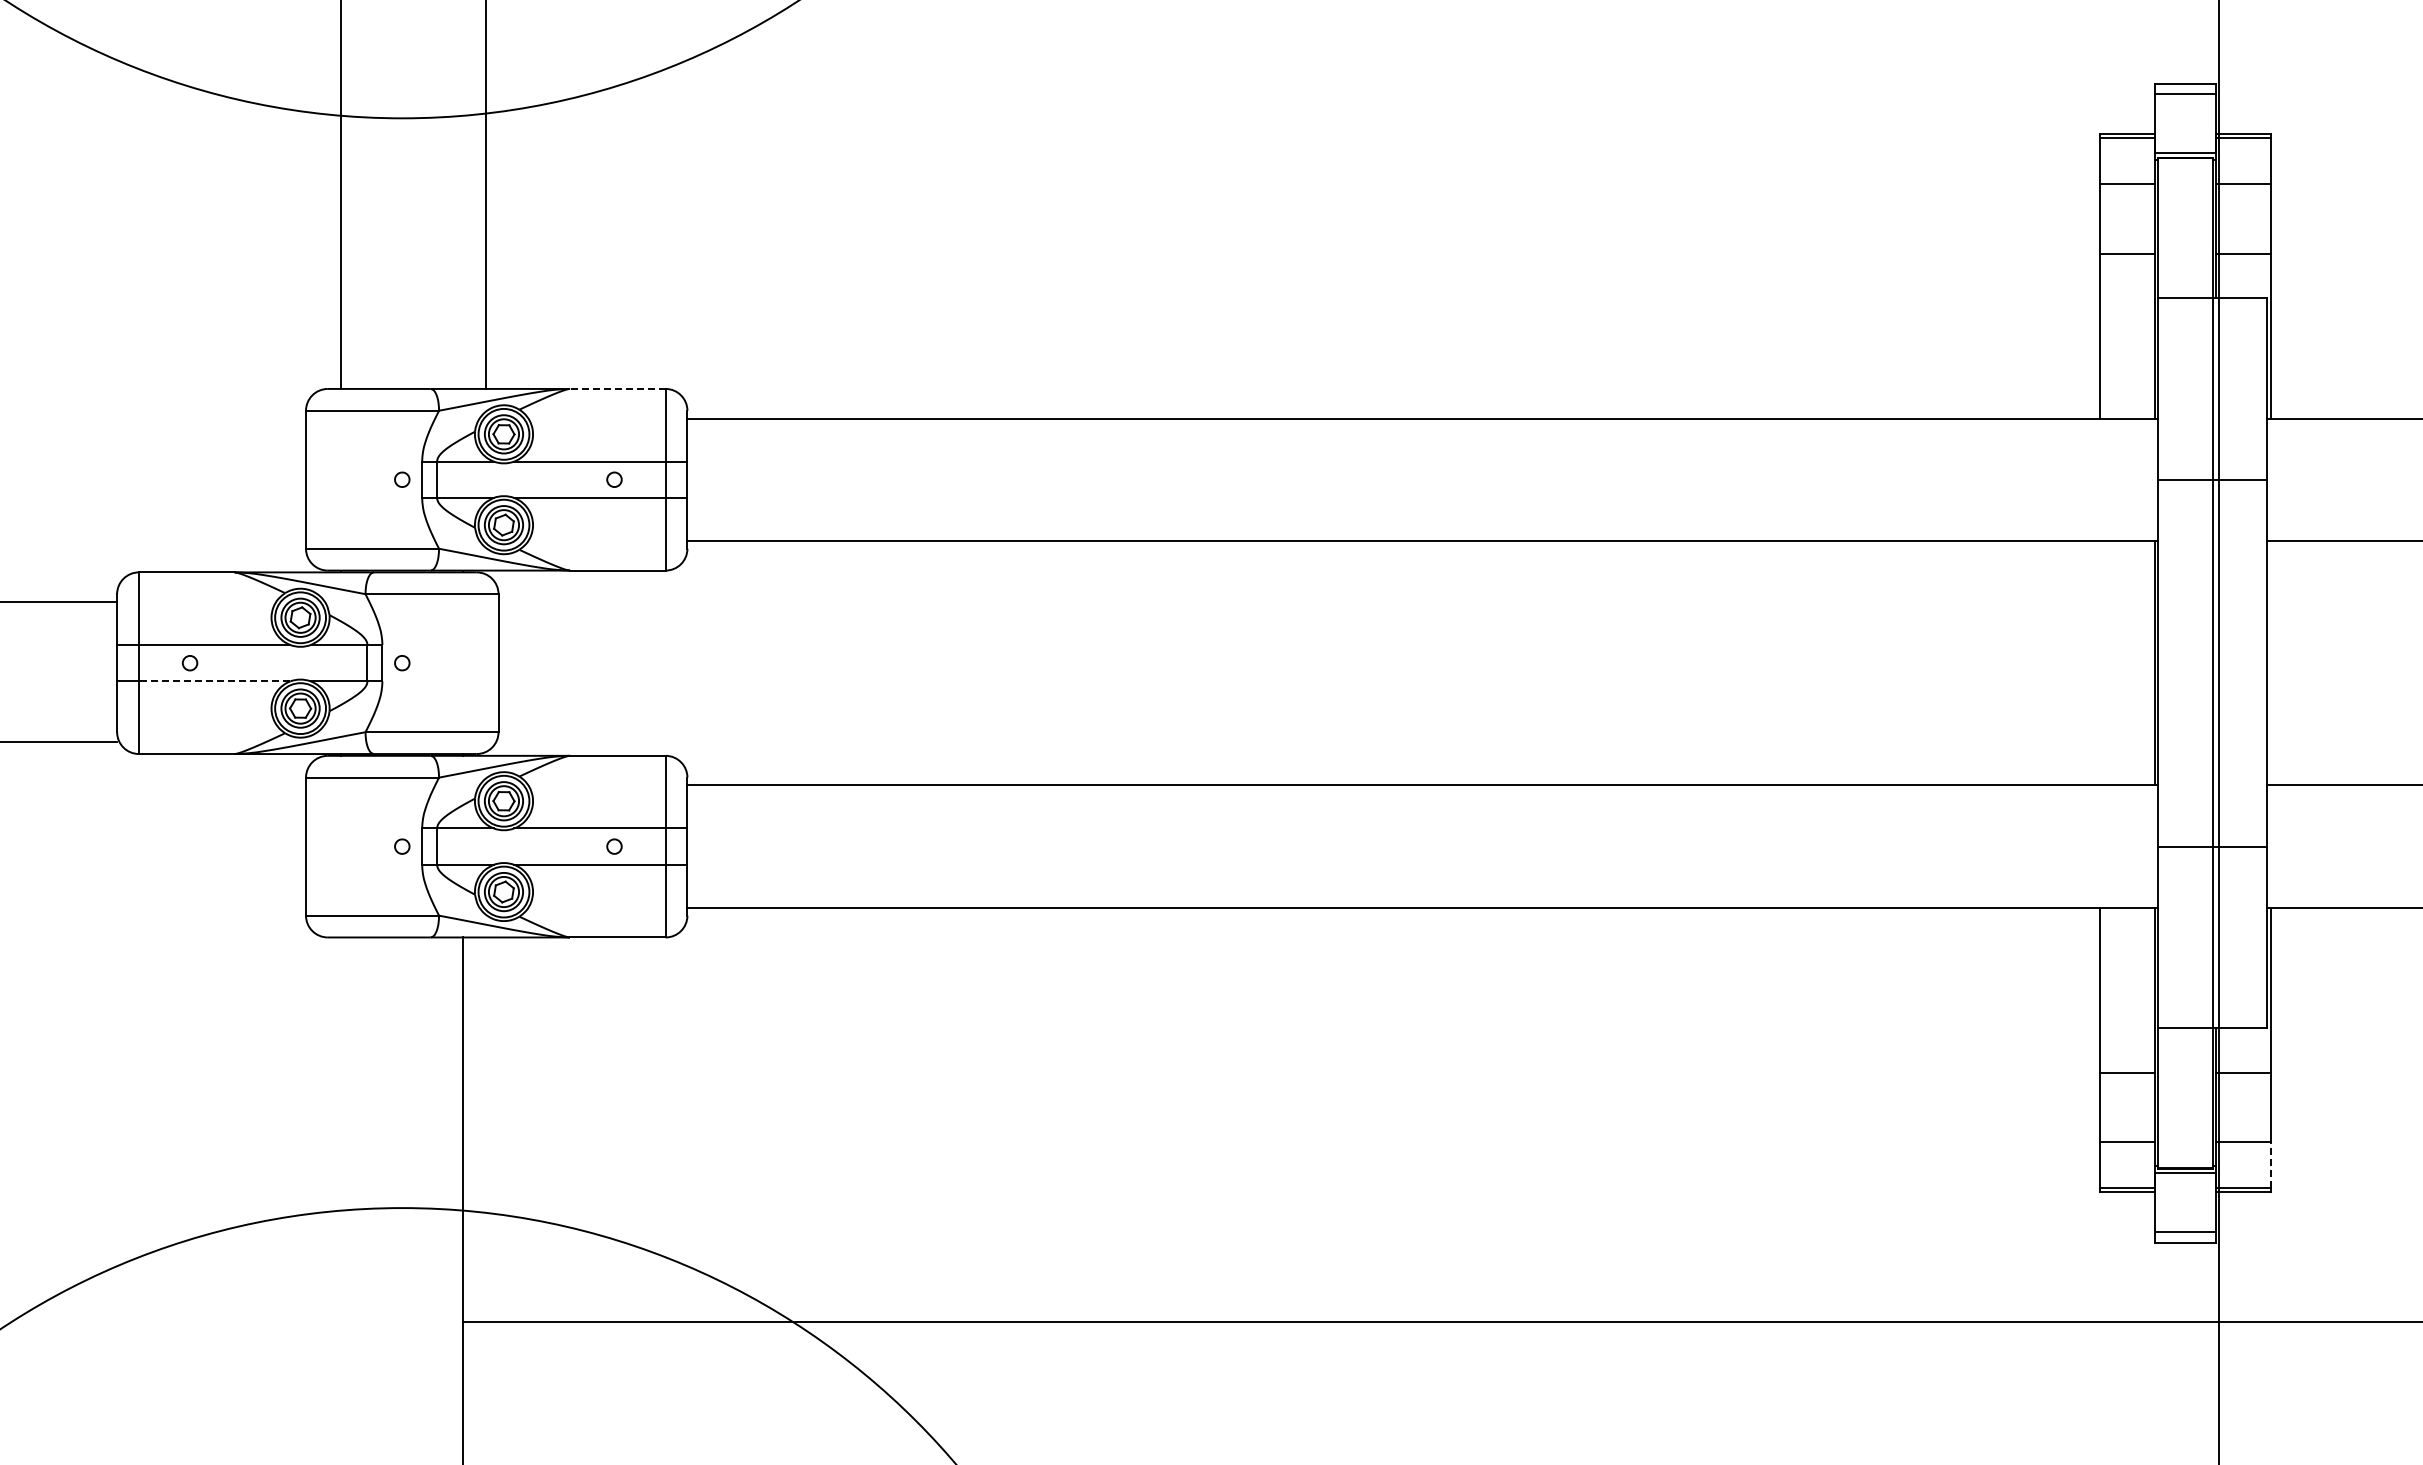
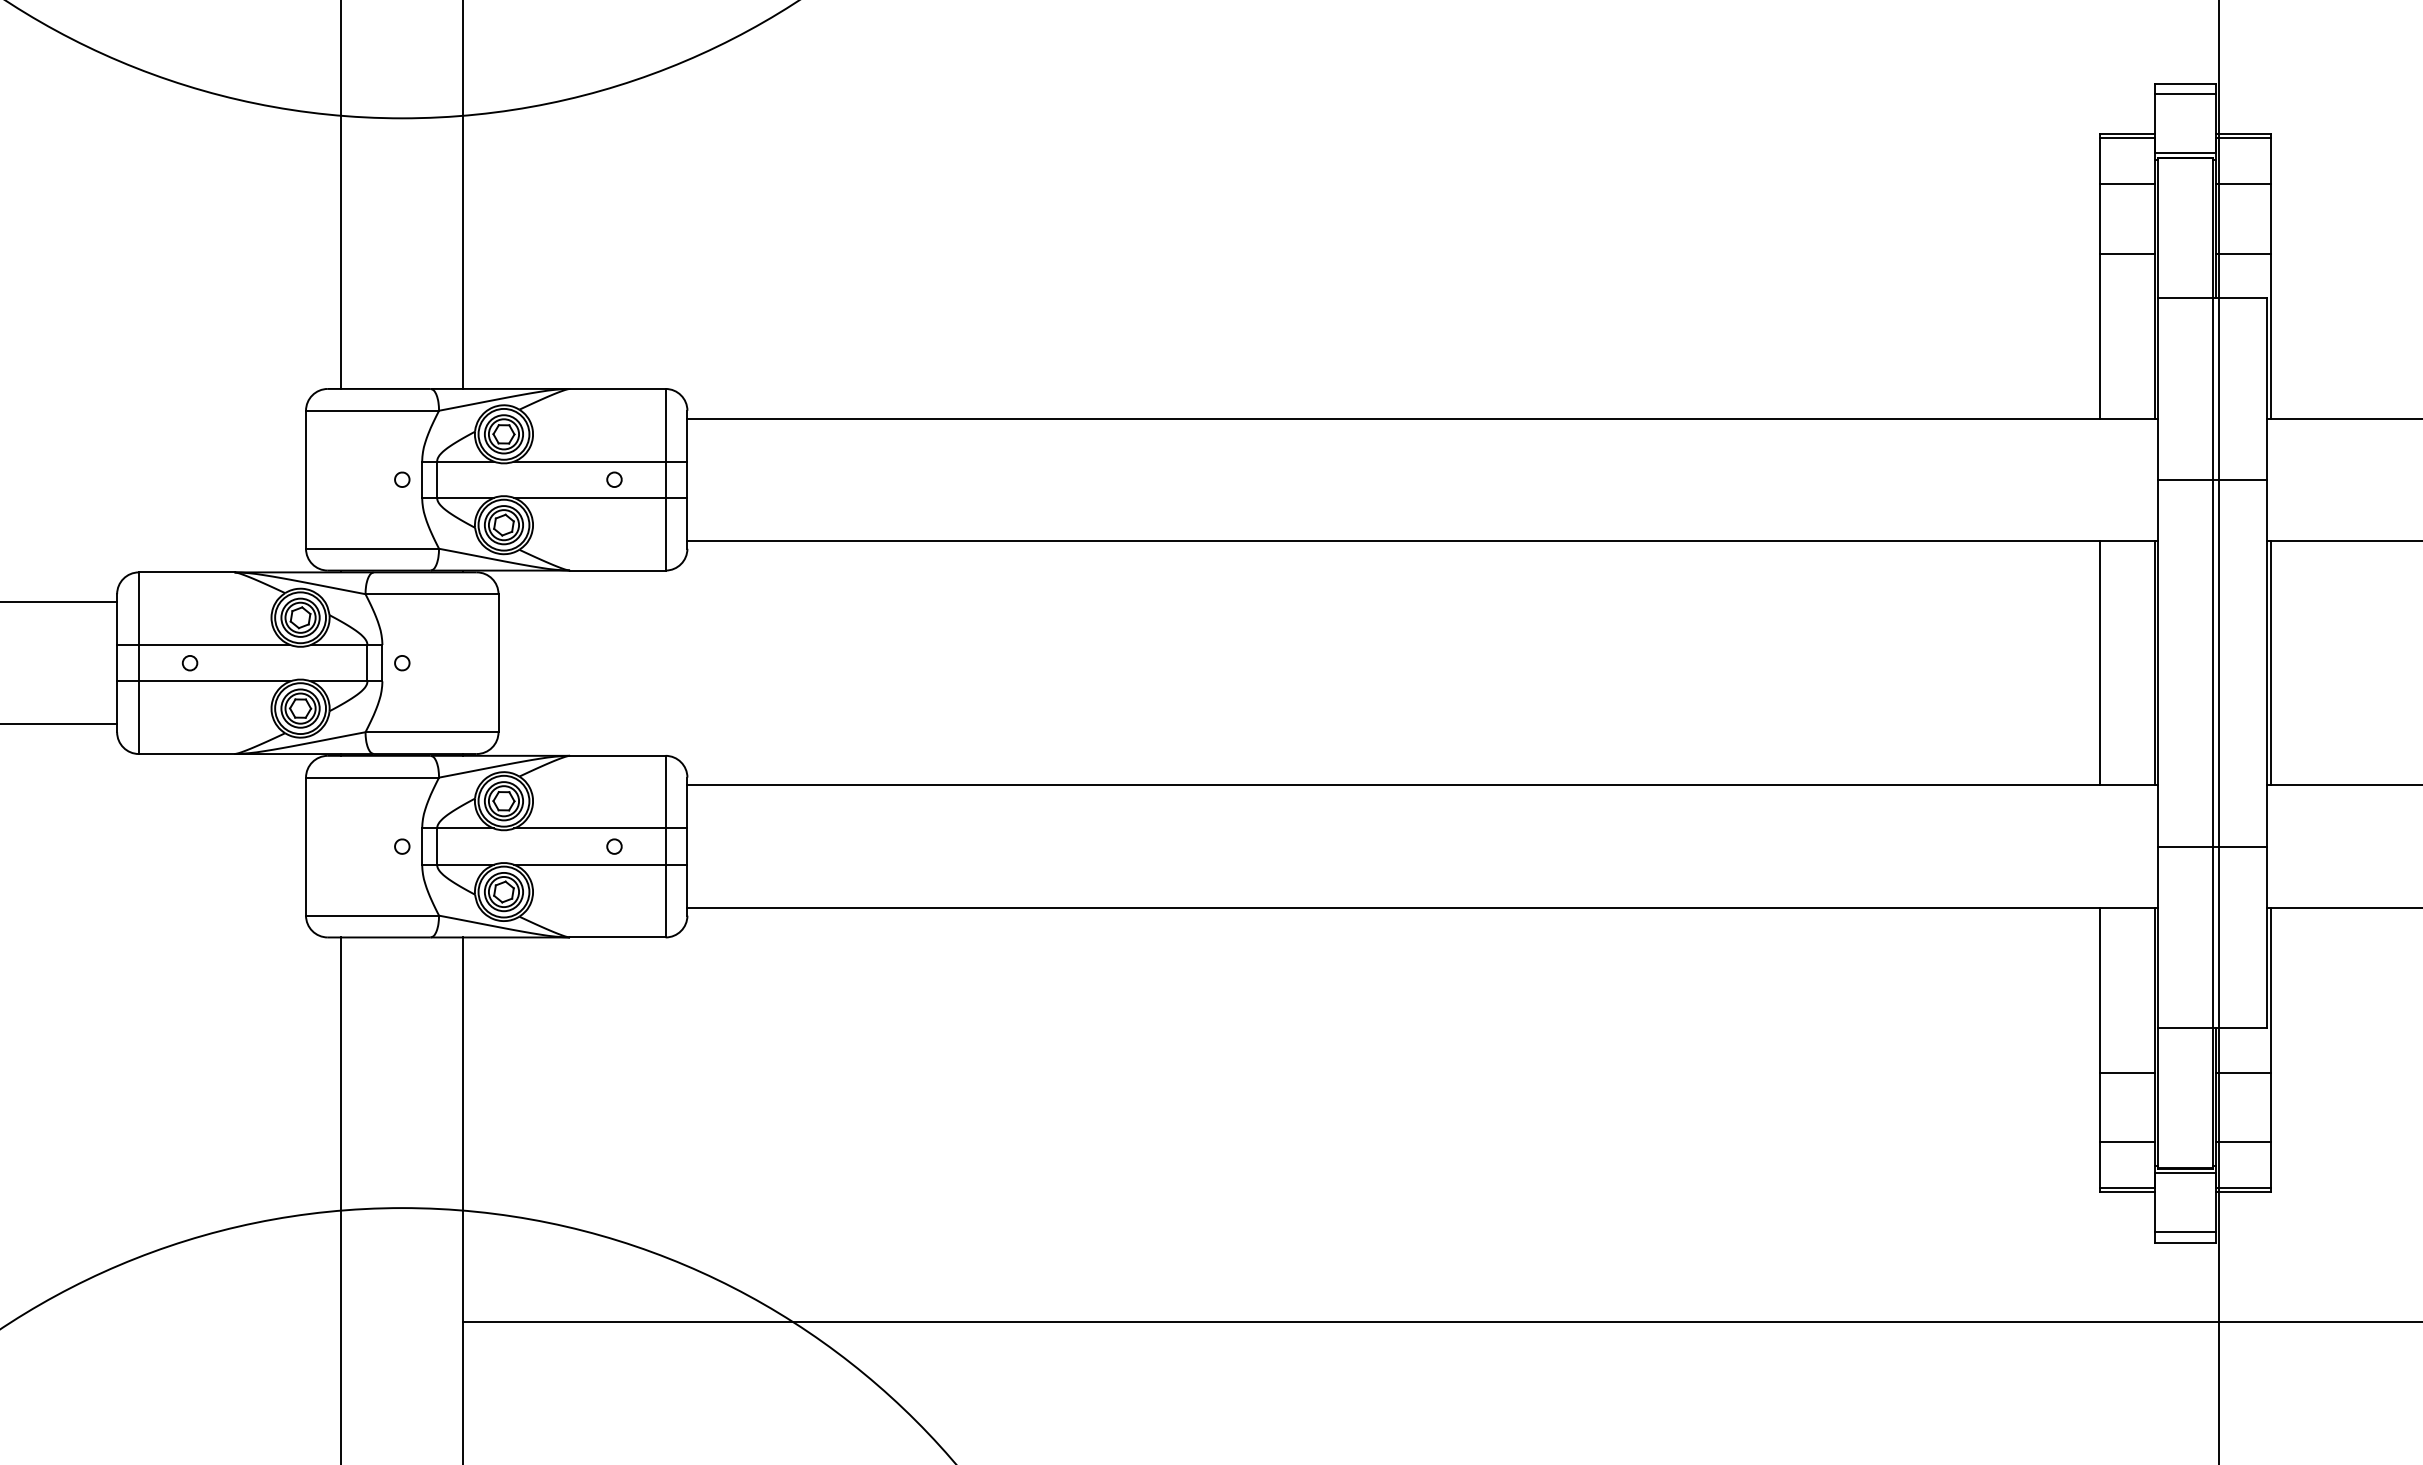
line position: (486, 195) -> (463, 195) (463, 195)
line: dashed -> solid (617, 388)
line: none -> present (2100, 662)
line: none -> present (2270, 662)
line: dashed -> solid (214, 681)
line position: (59, 742) -> (59, 724) (59, 724)
line: dashed -> solid (2270, 1164)
line: none -> present (341, 1199)
